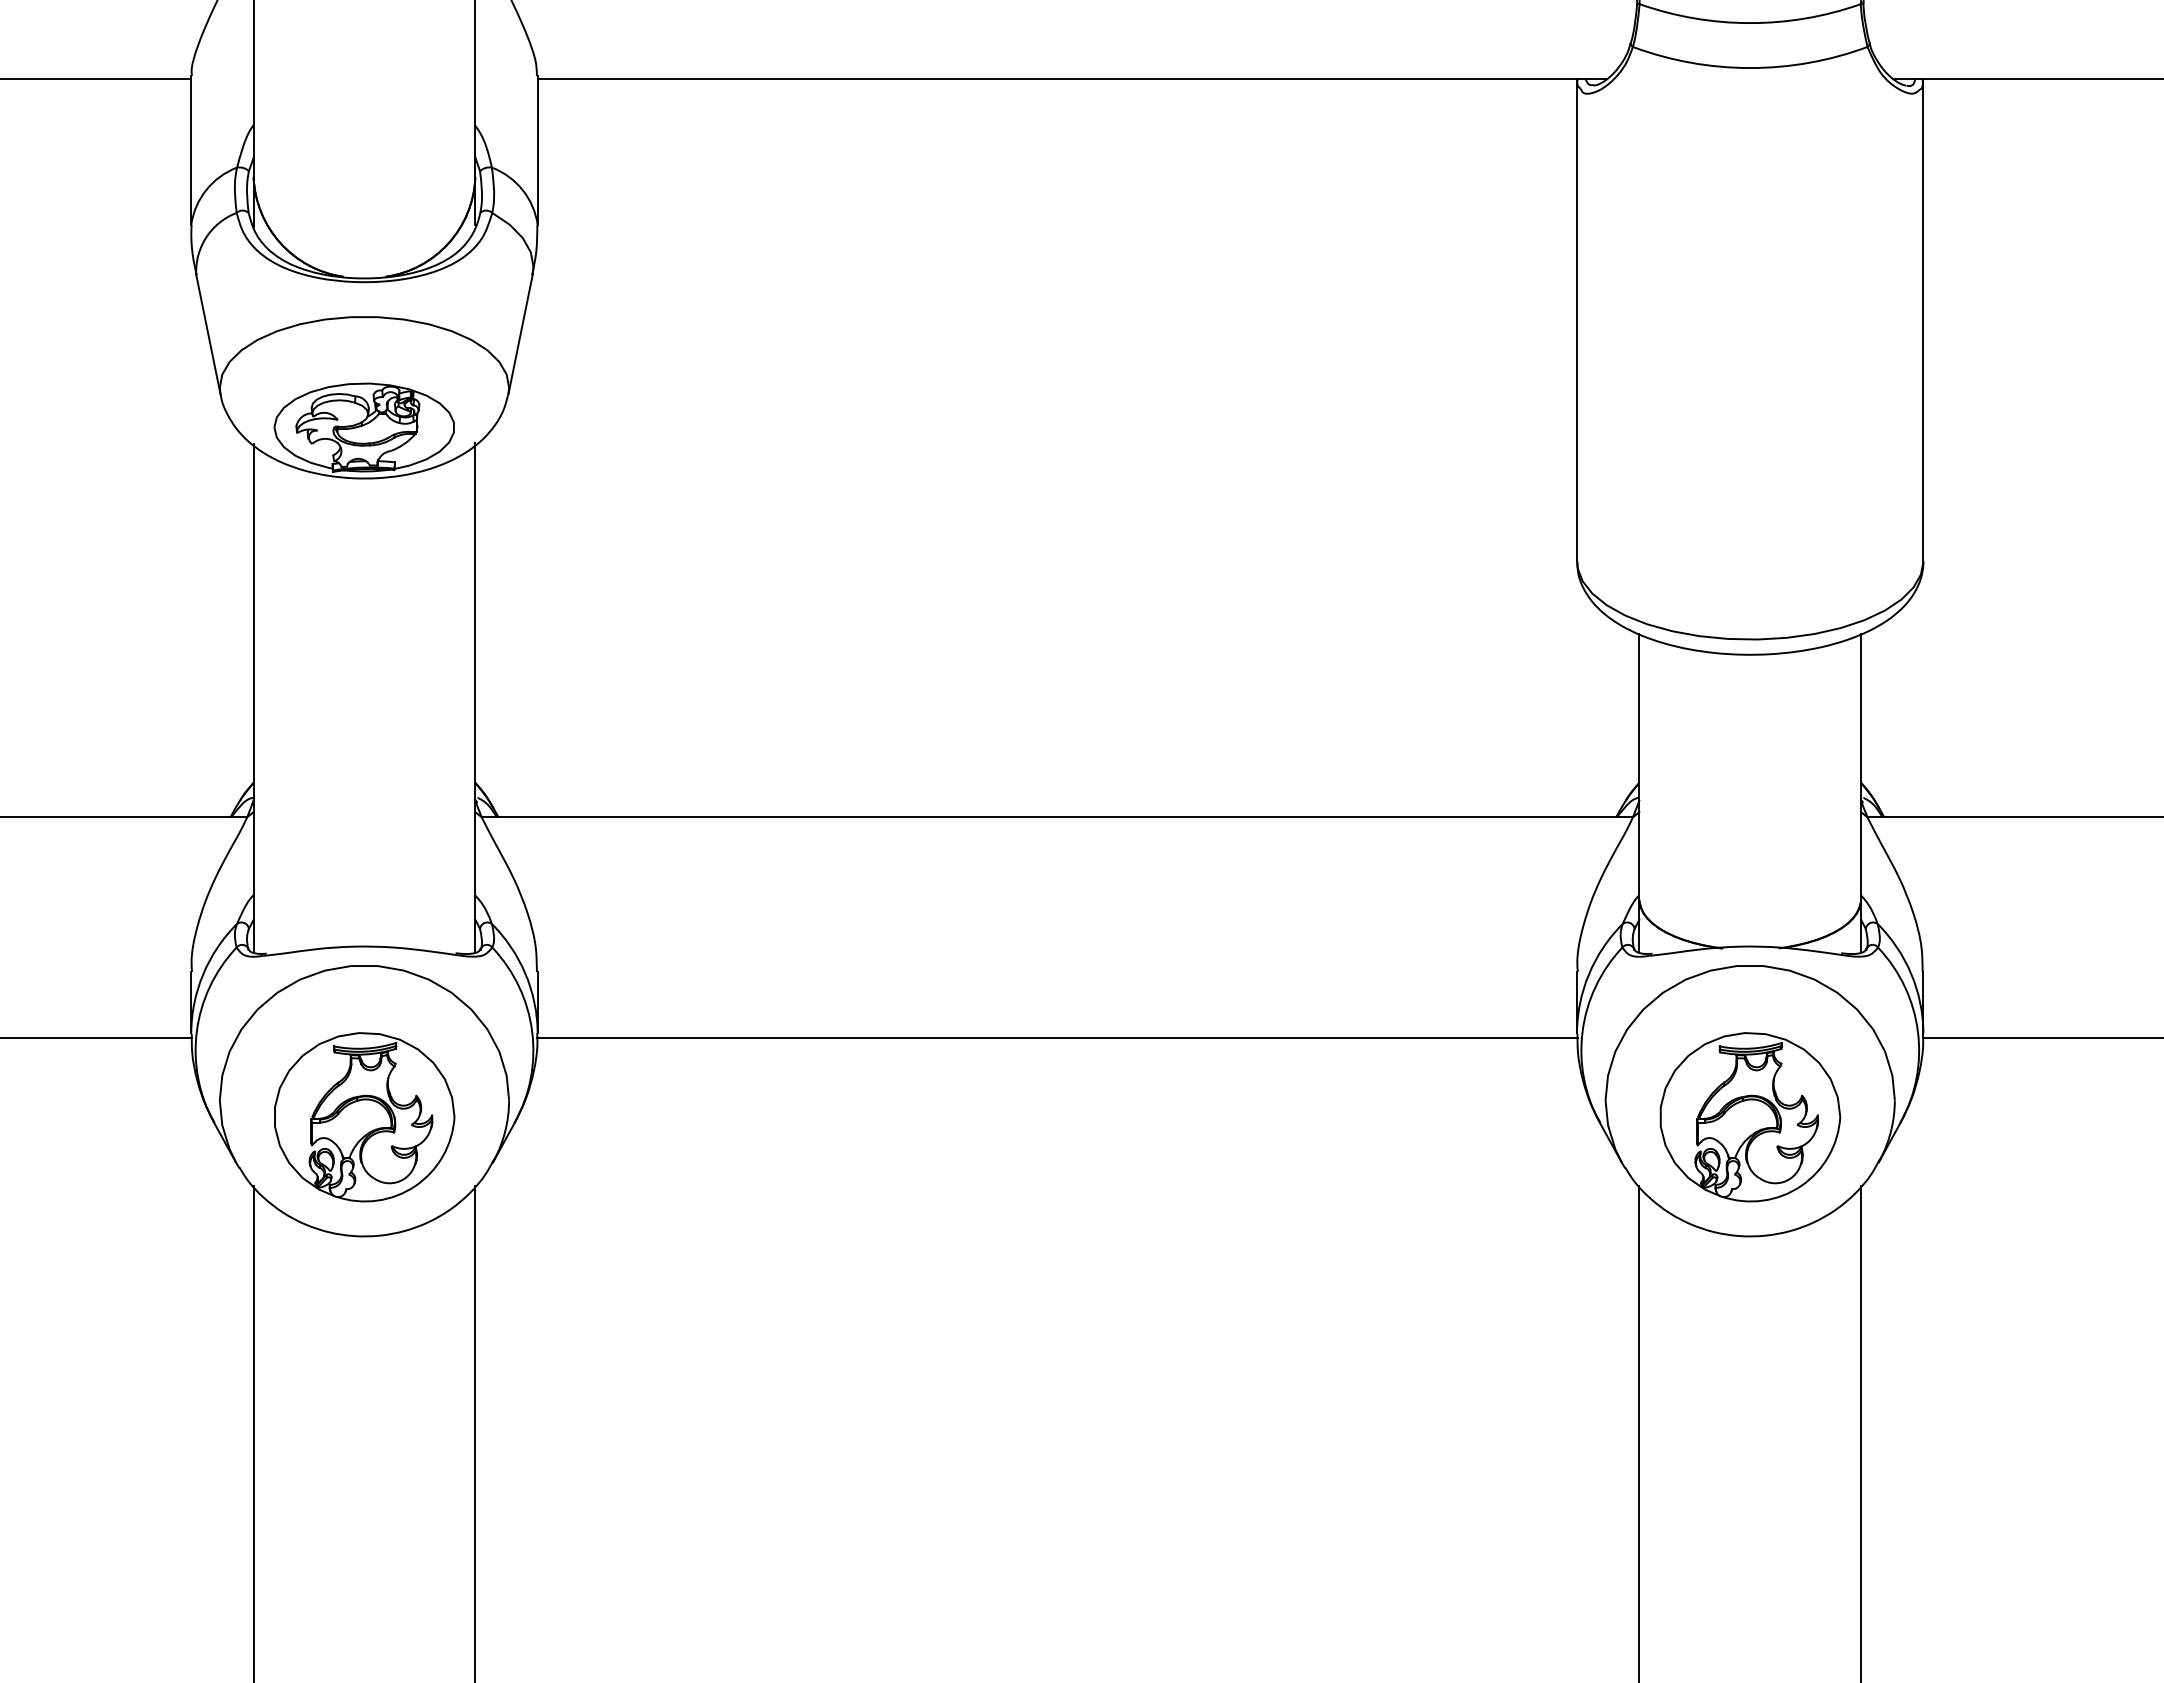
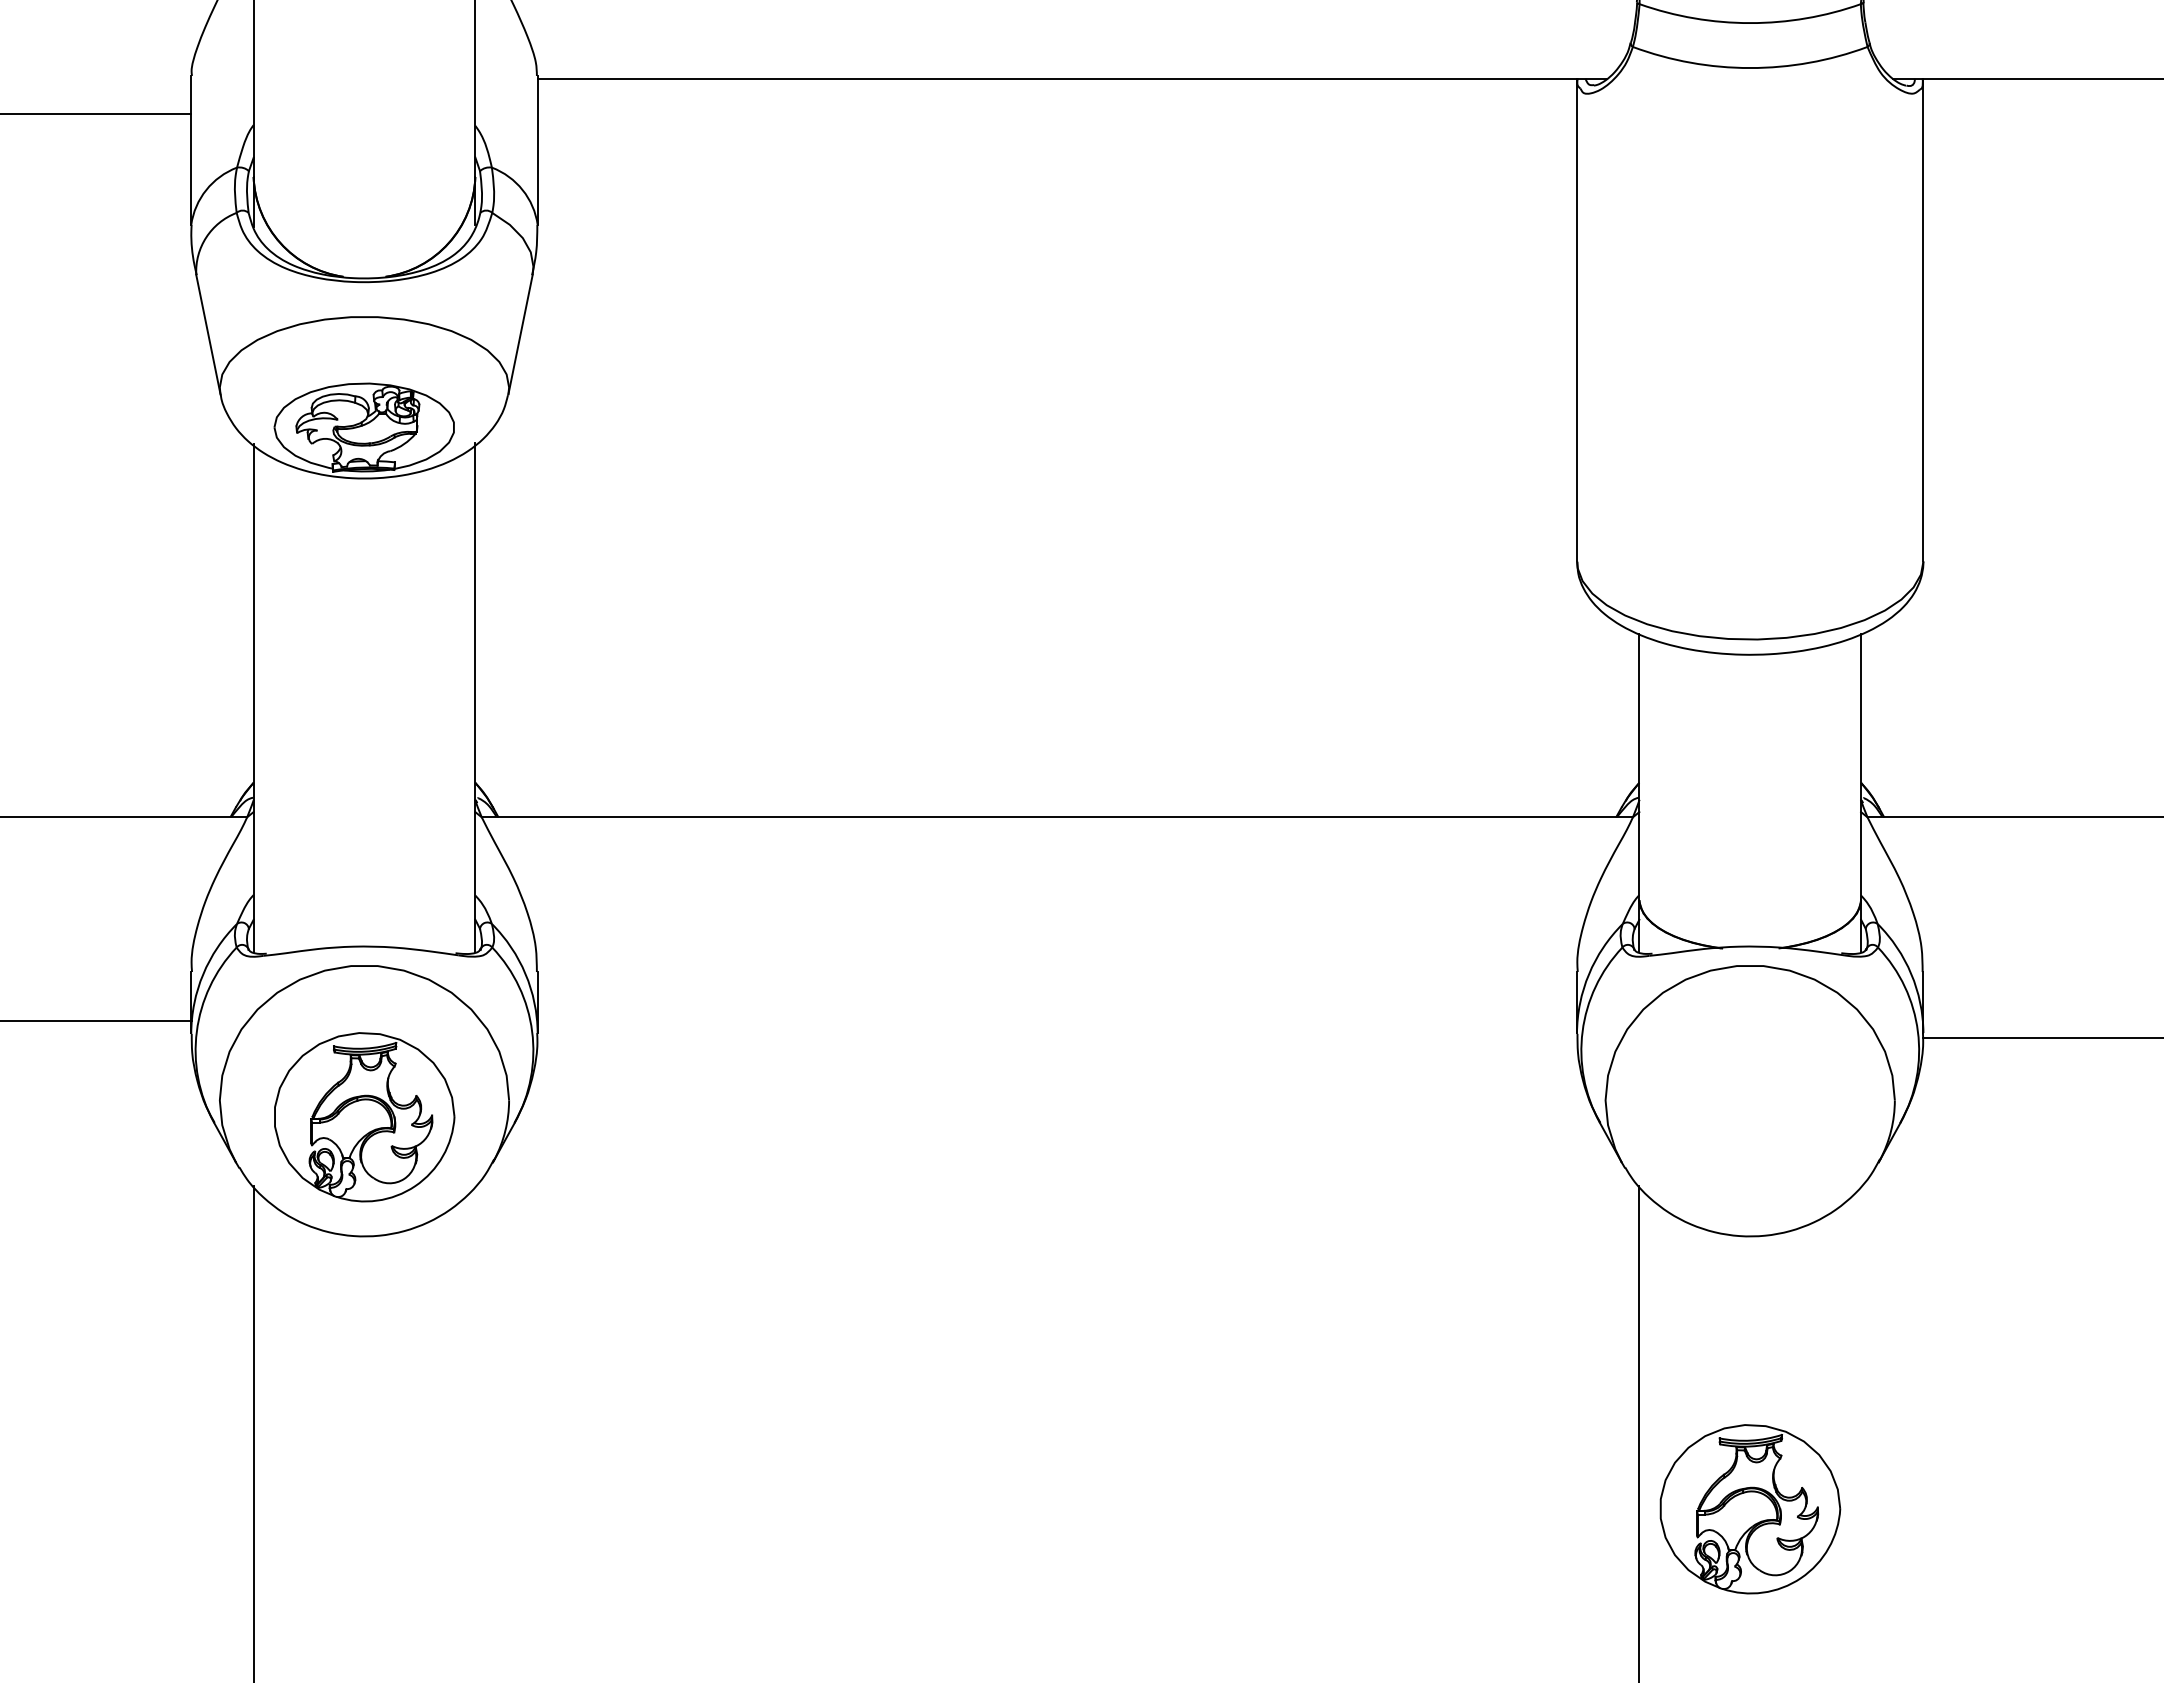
line position: (96, 78) -> (96, 113) (96, 113)
line position: (96, 1038) -> (96, 1021) (96, 1021)
line: present -> none (1057, 1038)
part position: (1750, 1117) -> (1750, 1509) (1750, 1509)
line: present -> none (475, 1432)
line: present -> none (1861, 1432)
